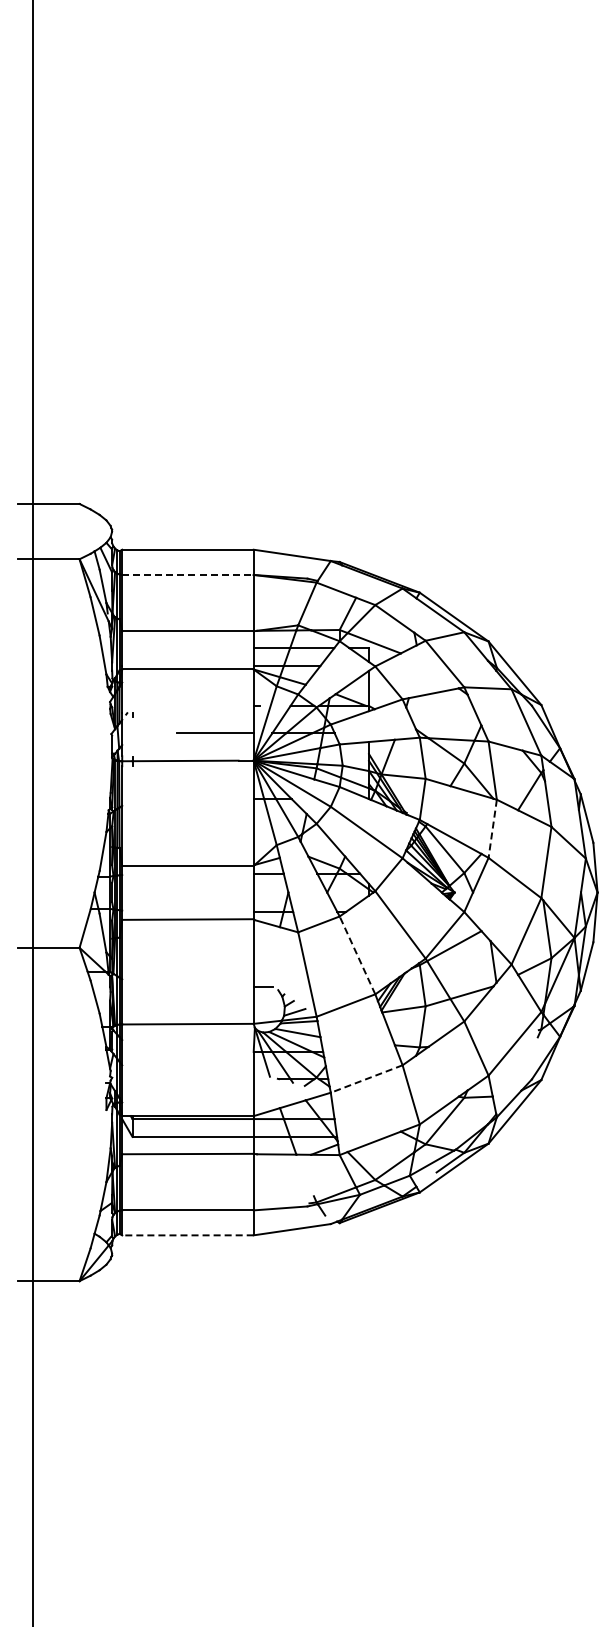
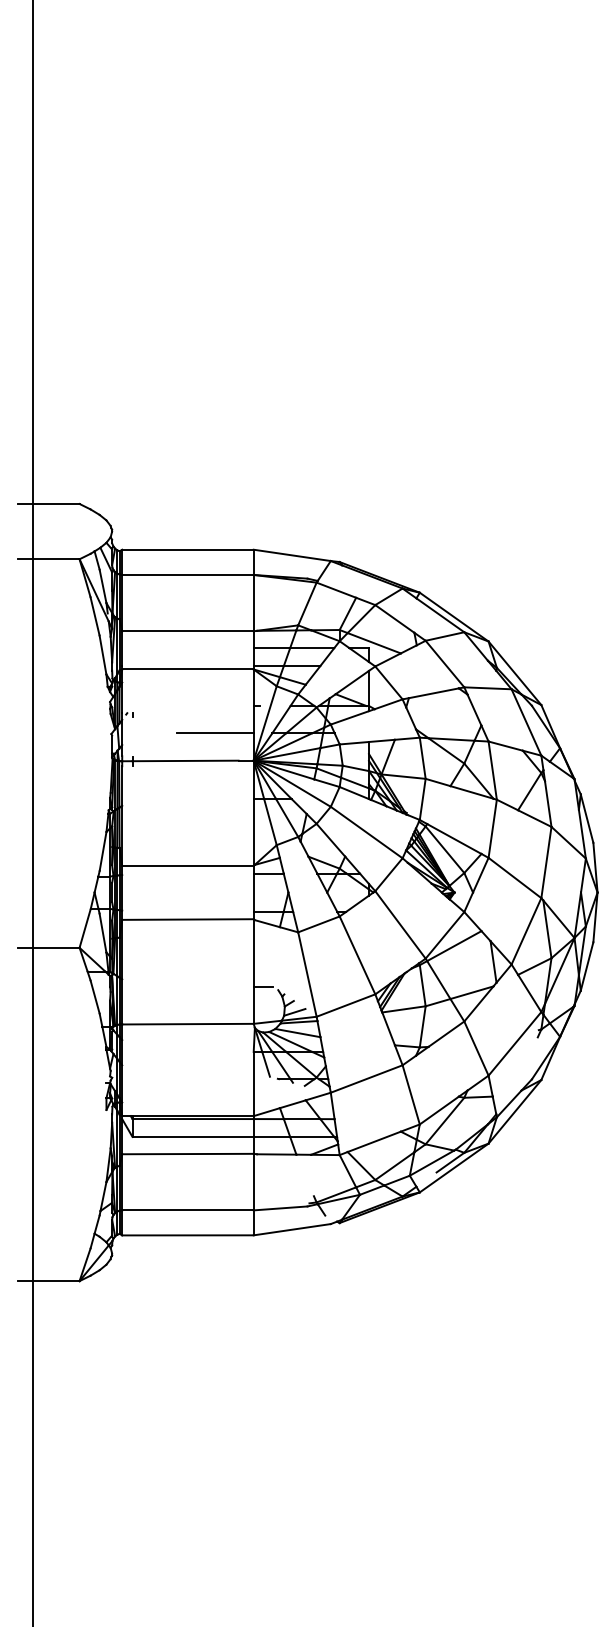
line: dashed -> solid (187, 574)
line: dashed -> solid (492, 829)
line: dashed -> solid (357, 955)
line: dashed -> solid (366, 1079)
line: dashed -> solid (187, 1235)
